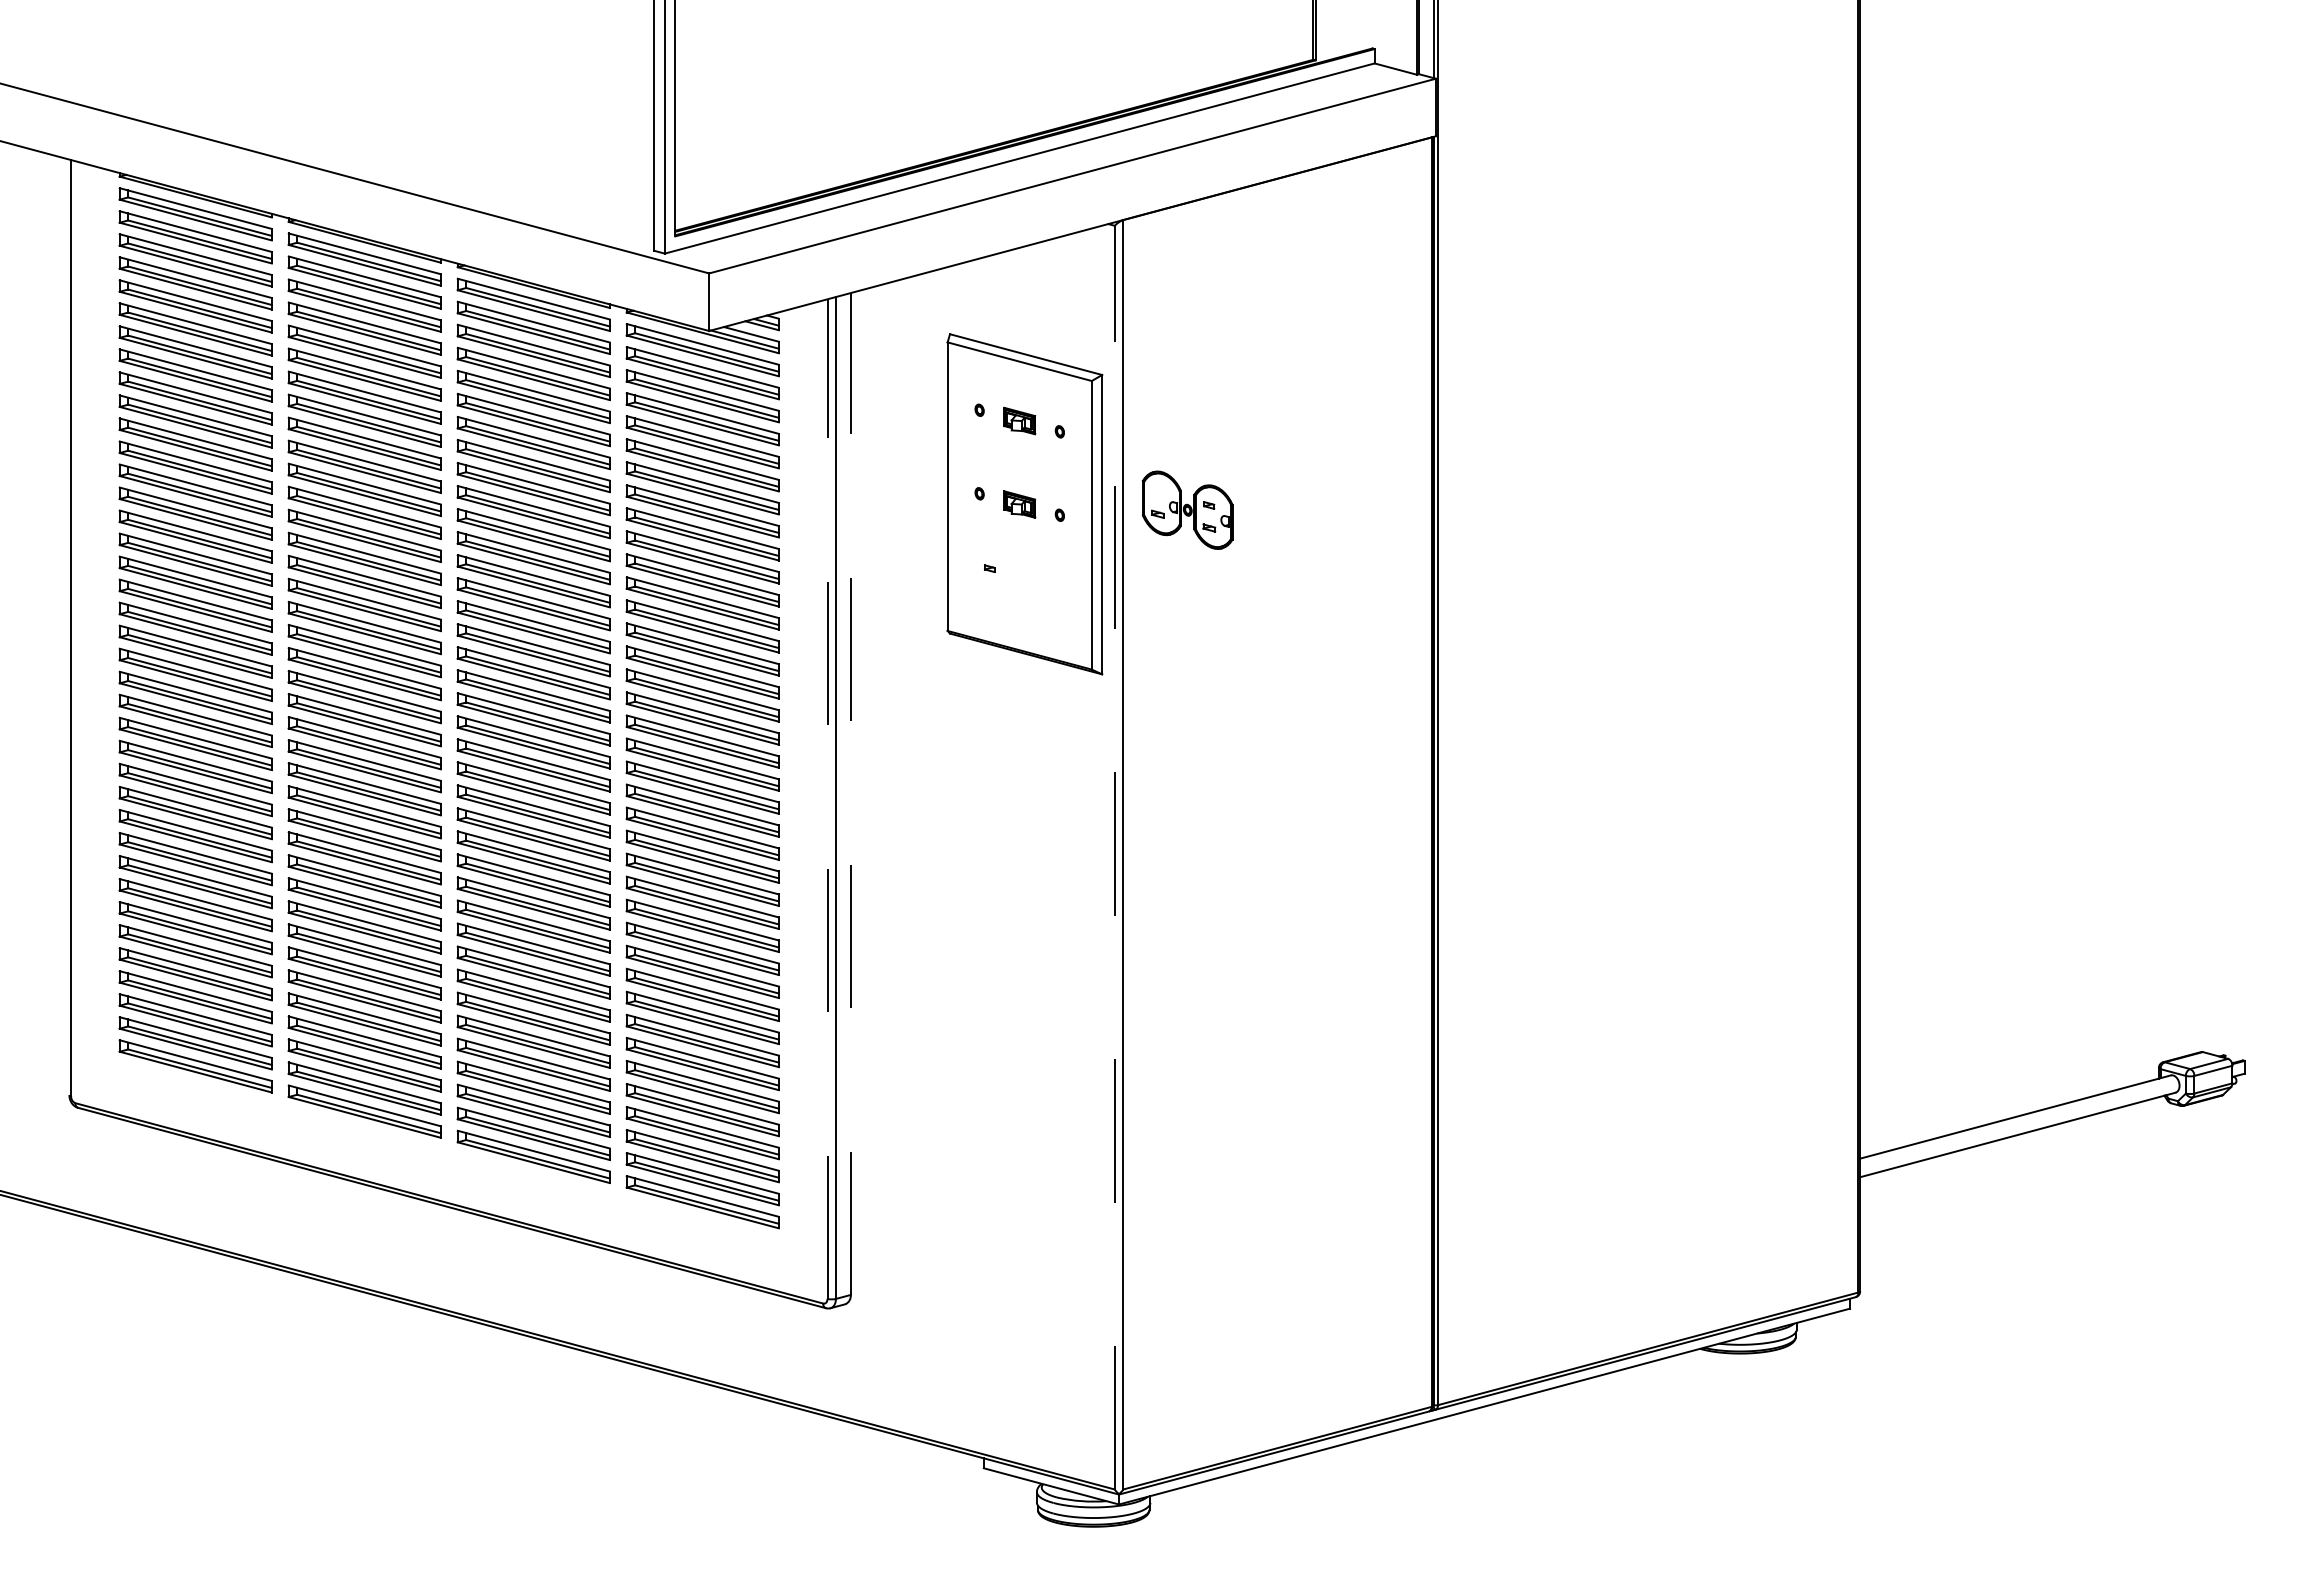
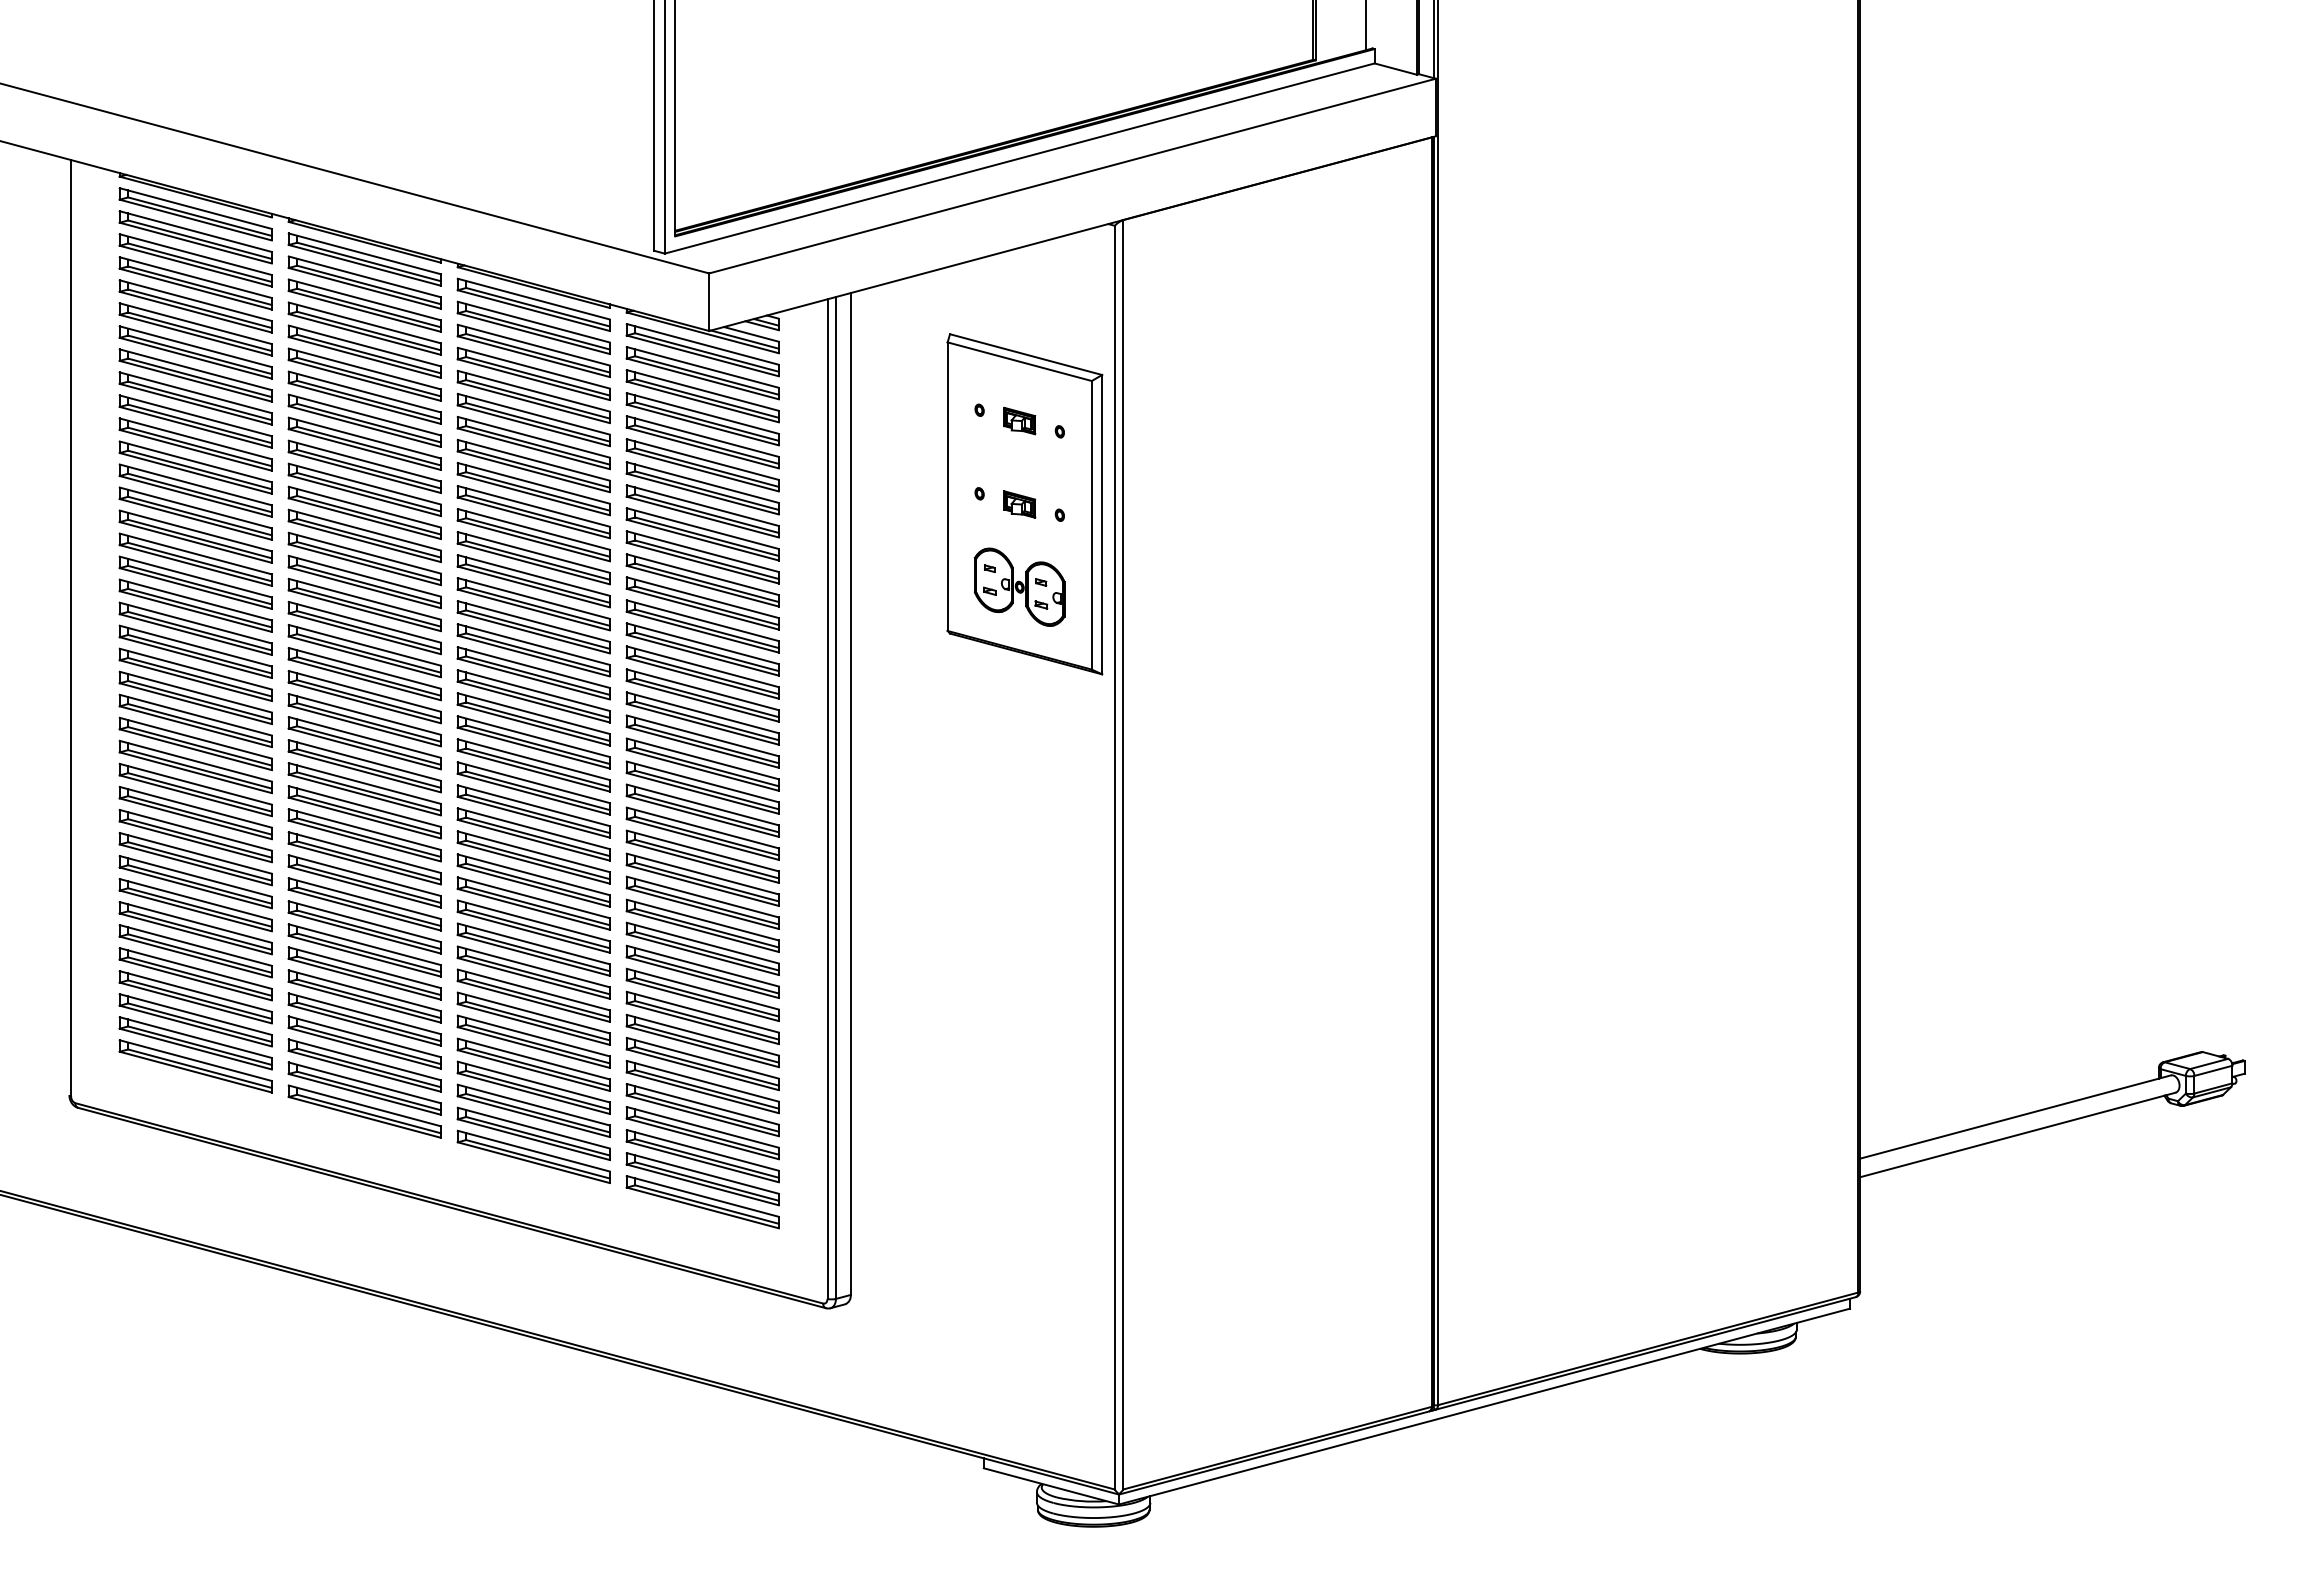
line: none -> present (1366, 26)
part position: (1187, 509) -> (1019, 586) (1019, 586)
line: dashed -> solid (850, 794)
line: dashed -> solid (827, 799)
line: dashed -> solid (1114, 857)
